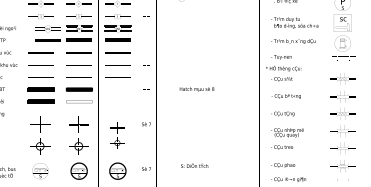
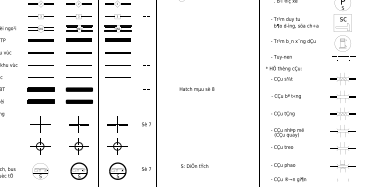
text position: (47, 33) -> (40, 33) (40, 33)
hatch: none -> present (79, 101)
part size: 15x27 px -> 21x39 px (117, 135)
